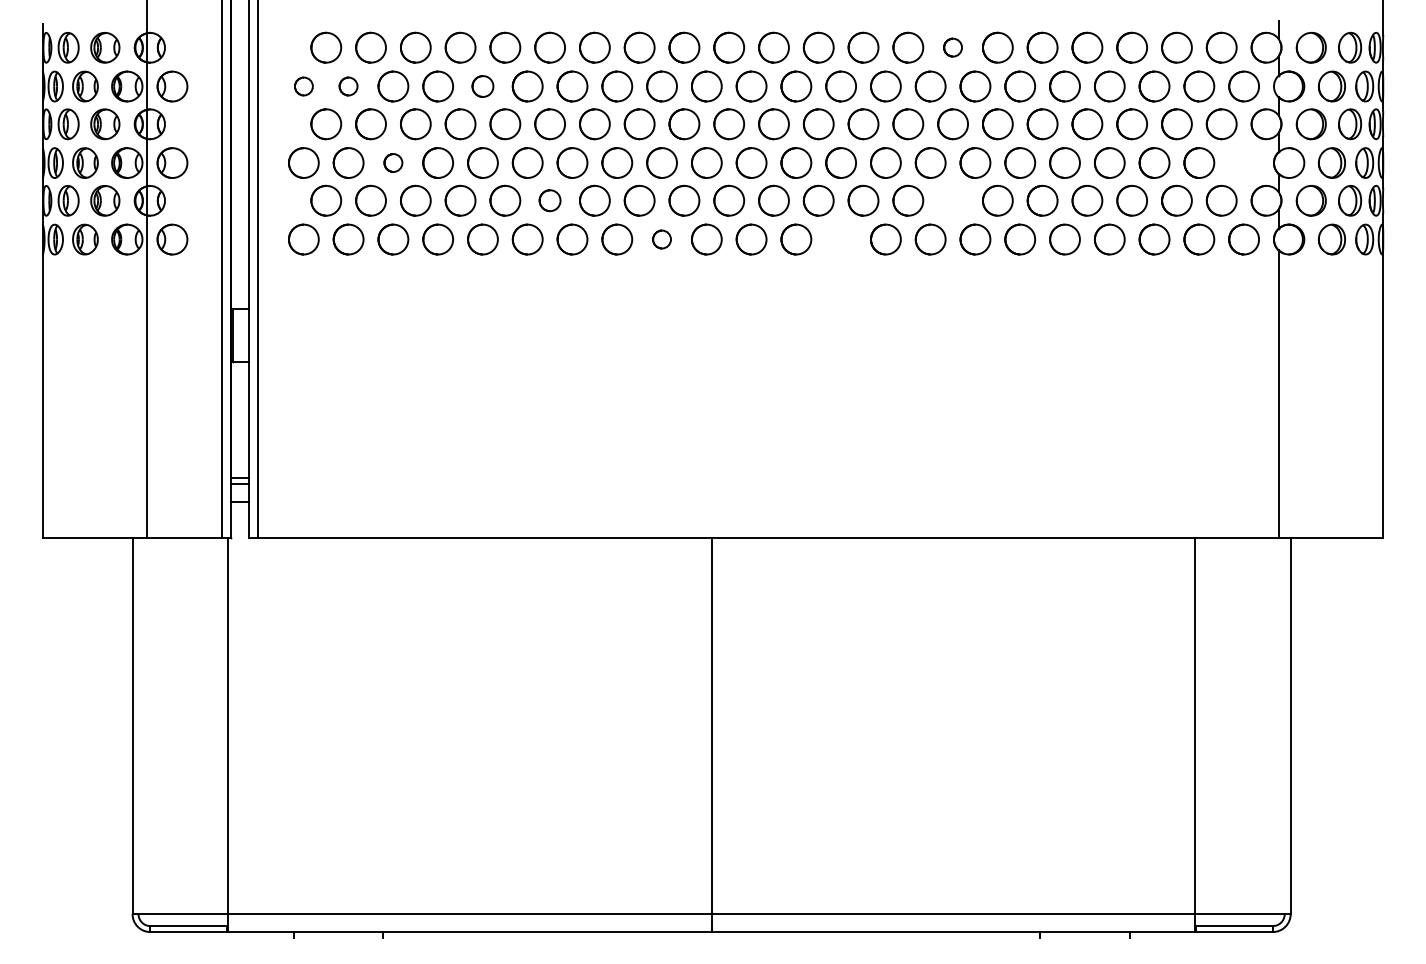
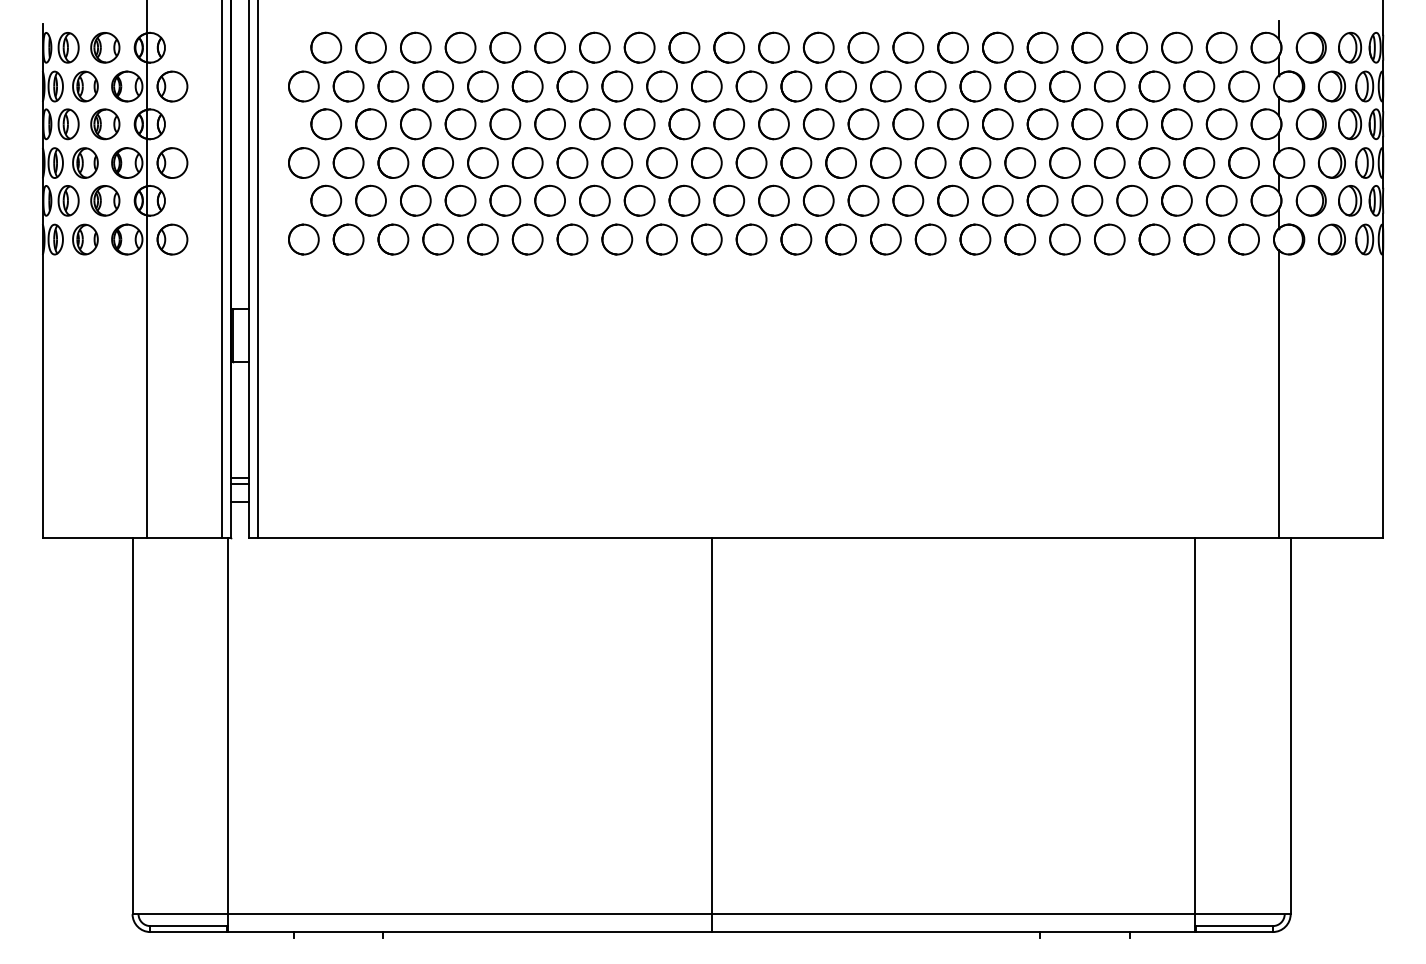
part size: 20x21 px -> 32x33 px (952, 47)
part size: 20x21 px -> 32x33 px (303, 86)
part size: 21x21 px -> 33x33 px (348, 86)
part size: 24x23 px -> 32x33 px (482, 86)
part size: 21x20 px -> 33x32 px (393, 162)
circle: none -> present (1243, 162)
part size: 24x24 px -> 32x33 px (549, 200)
part: none -> present (952, 200)
part size: 20x21 px -> 32x33 px (661, 239)
part: none -> present (840, 239)
